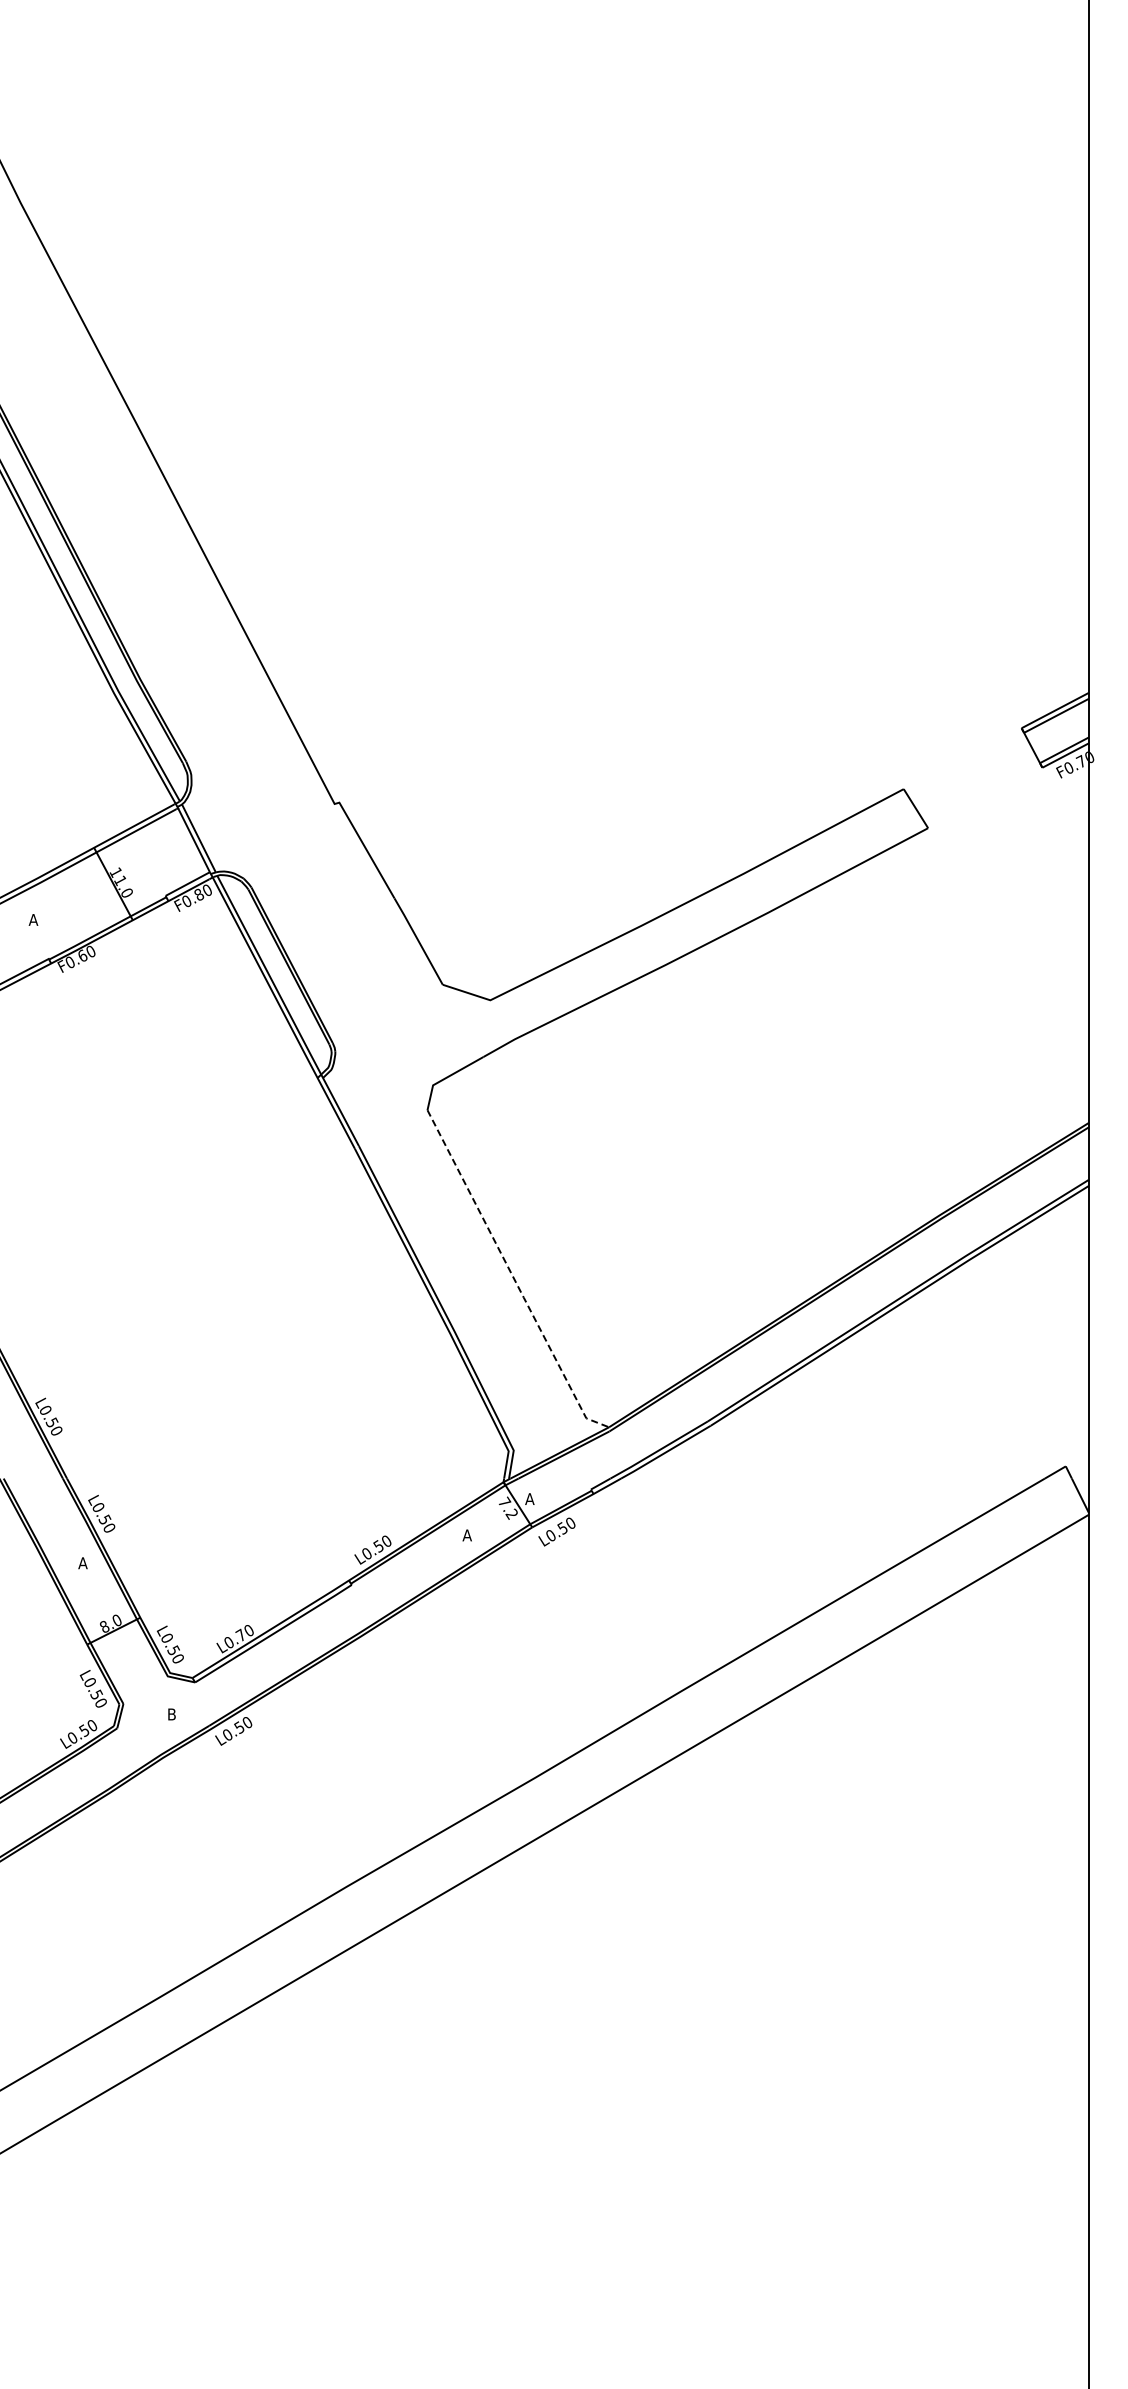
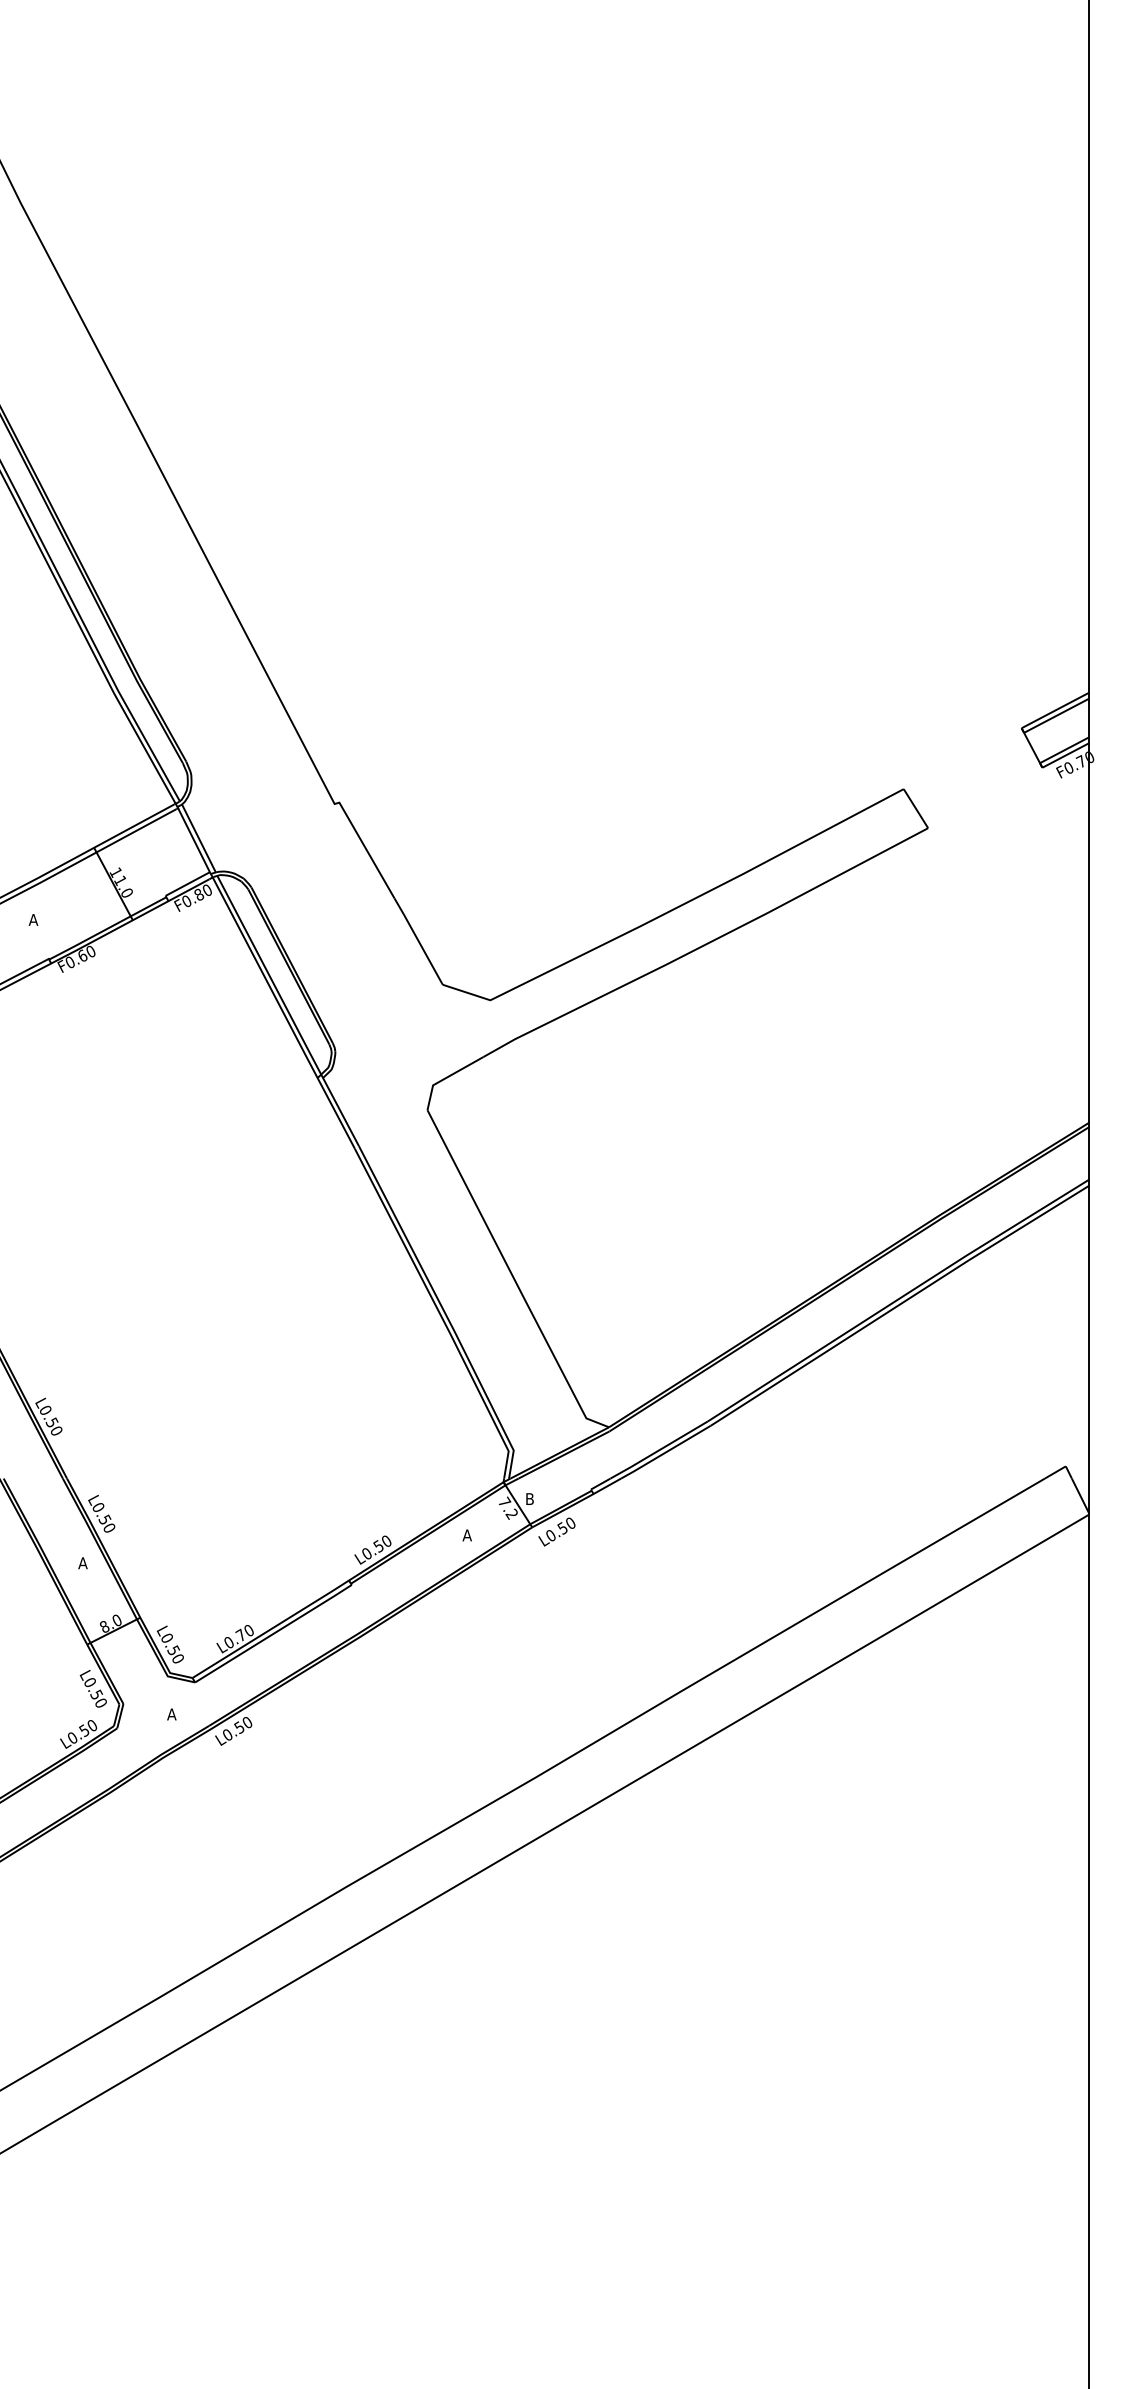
line: dashed -> solid (512, 1276)
text: A -> B (529, 1498)
text: B -> A (171, 1714)
